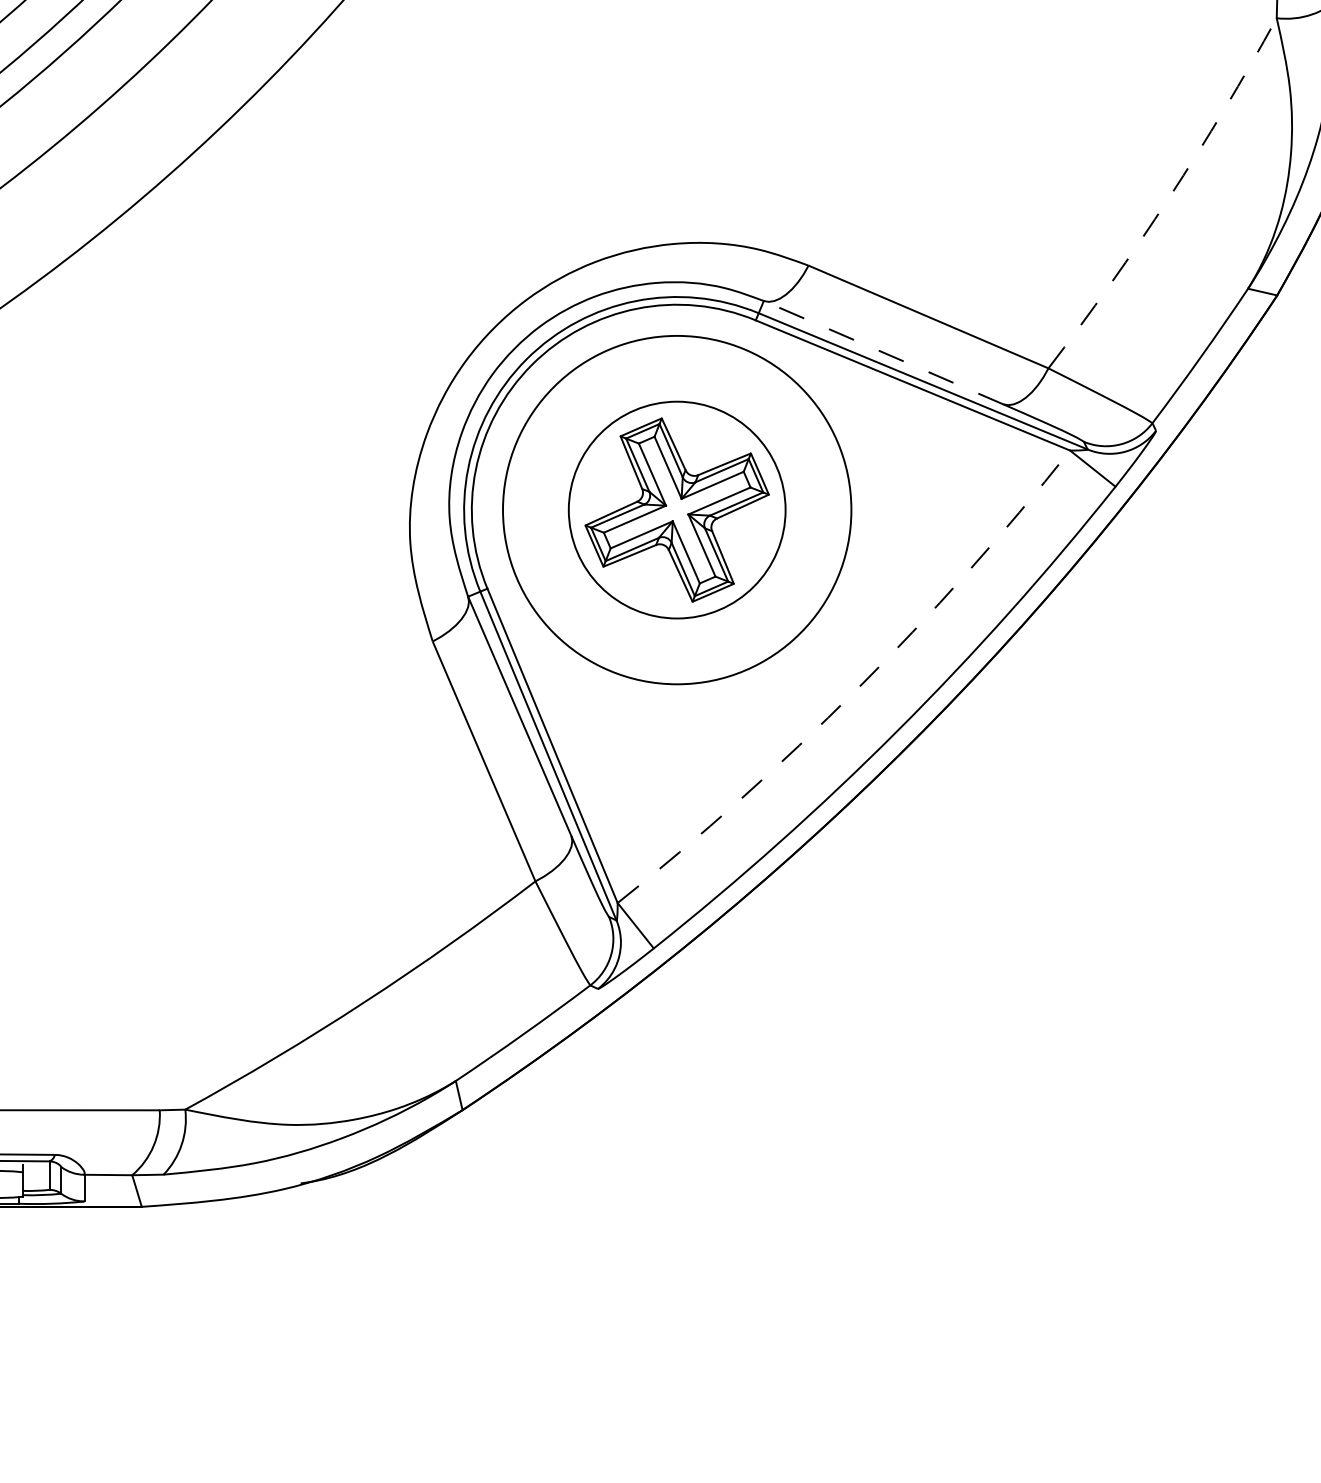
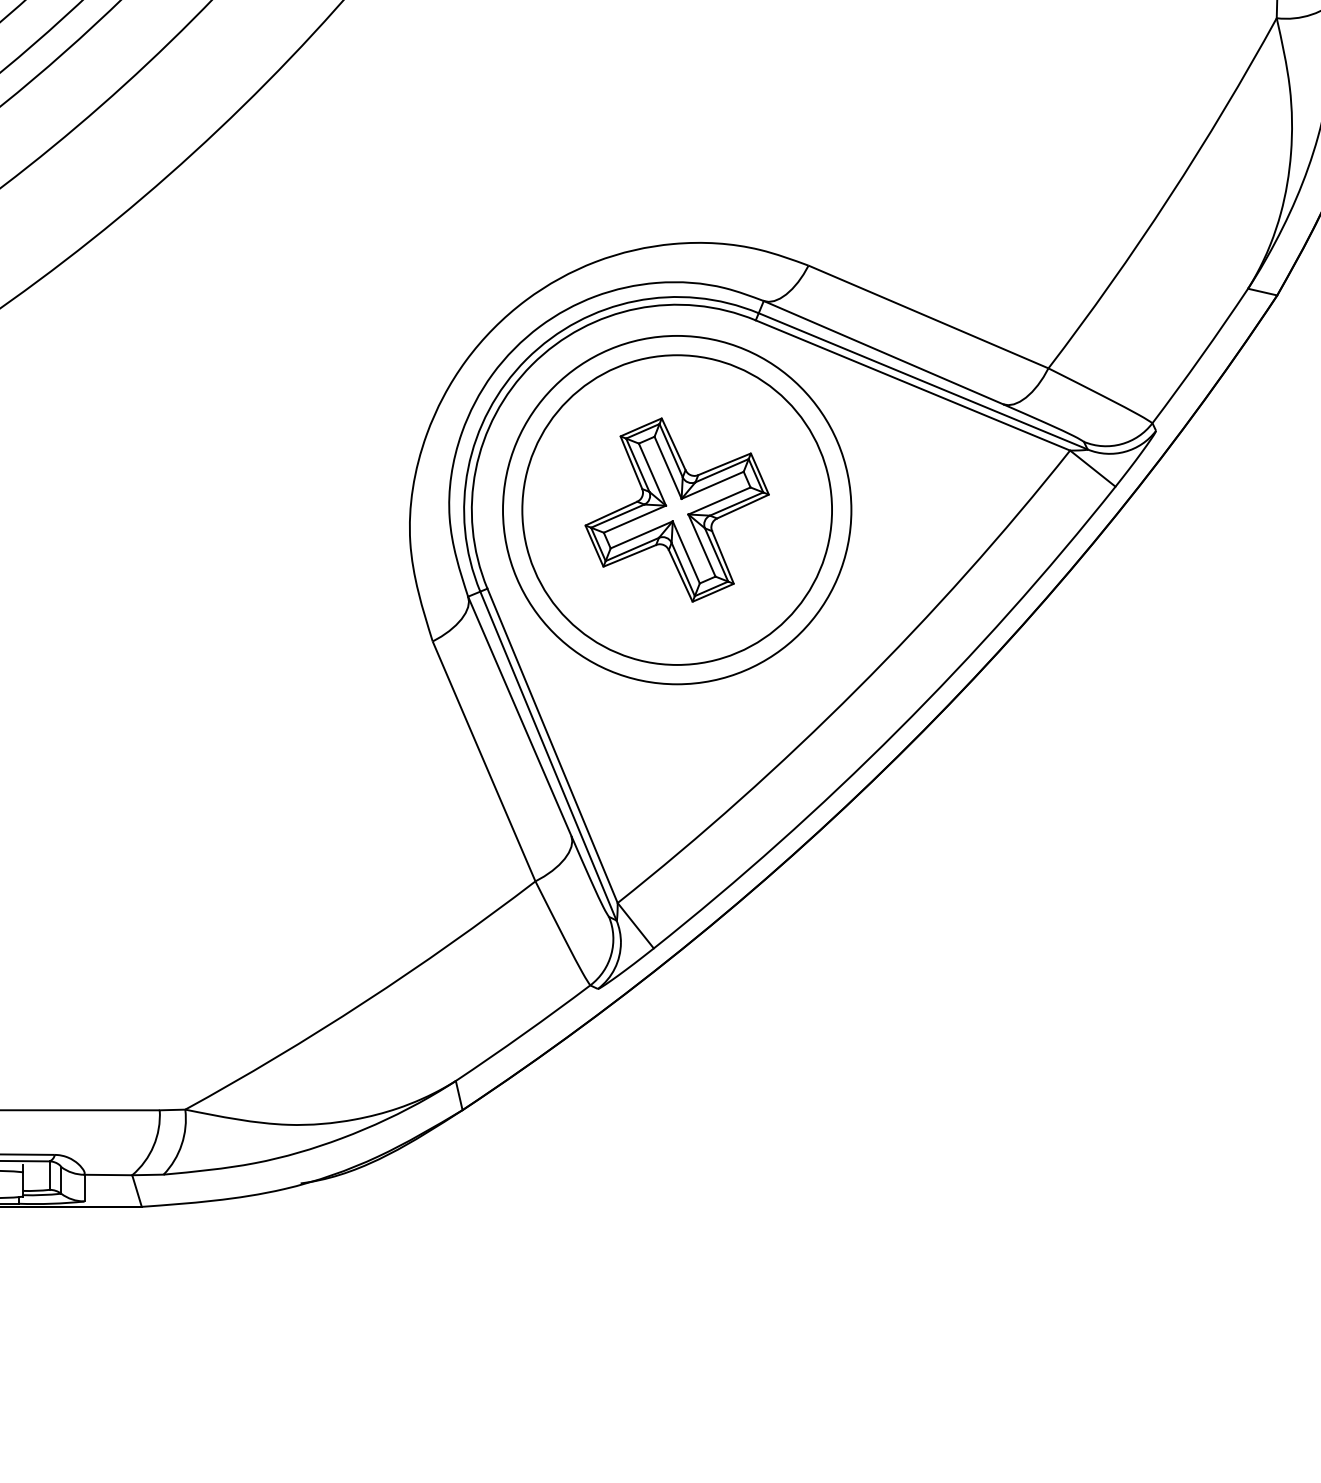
arc: dashed -> solid (1169, 197)
line: dashed -> solid (883, 352)
circle diameter: 217 px -> 310 px (677, 509)
arc: dashed -> solid (856, 689)
